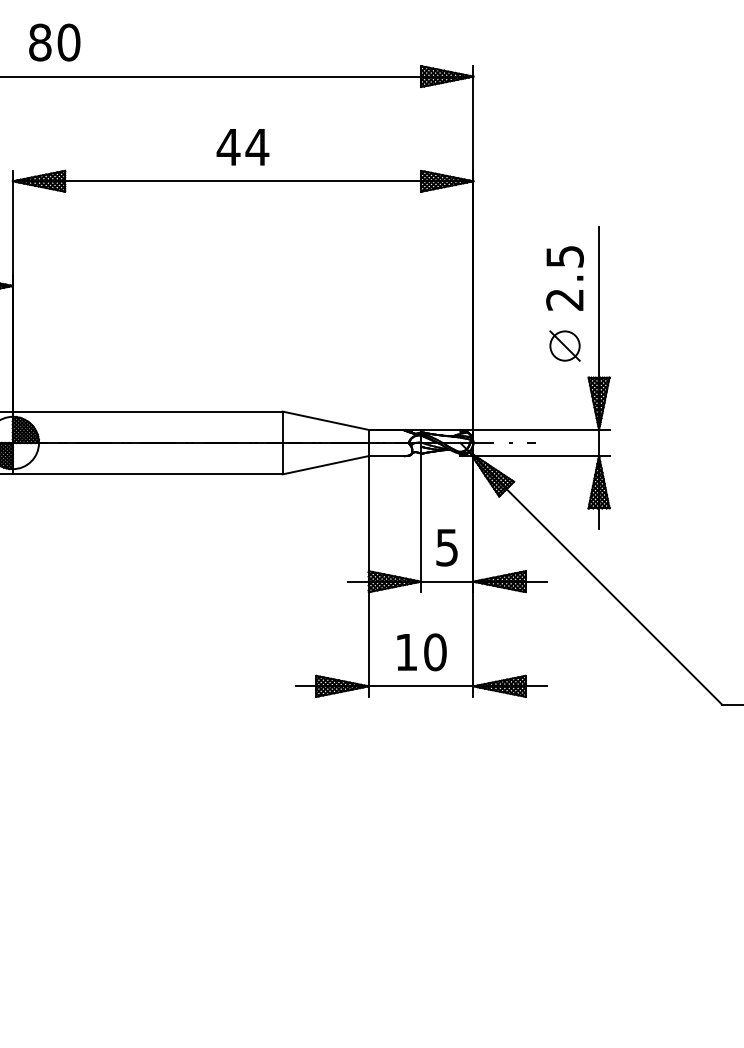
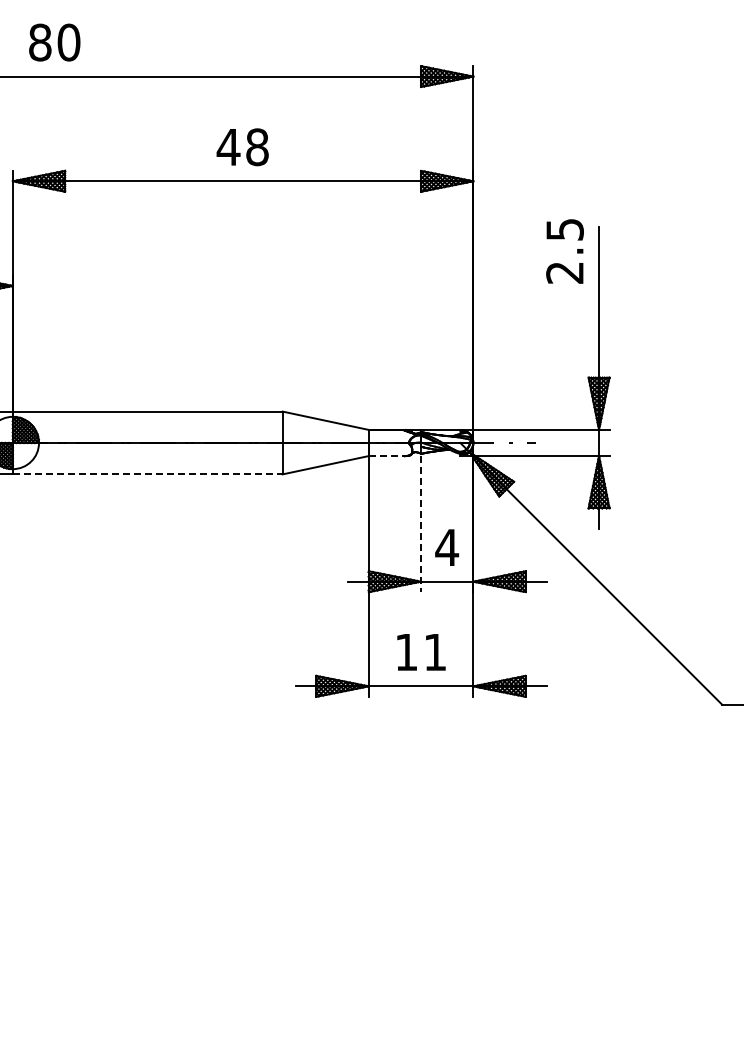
text: 44 -> 48 (257, 147)
text position: (564, 278) -> (564, 251) (564, 251)
part: present -> none (564, 345)
line: solid -> dashed (386, 456)
line: solid -> dashed (147, 474)
line: solid -> dashed (421, 524)
text: 5 -> 4 (447, 547)
text: 10 -> 11 (435, 652)
